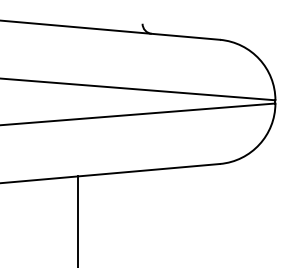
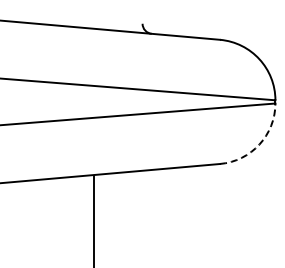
arc: solid -> dashed (259, 144)
line position: (77, 220) -> (93, 220) (93, 220)
